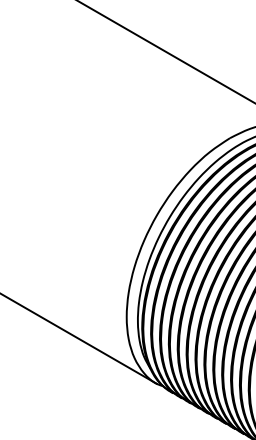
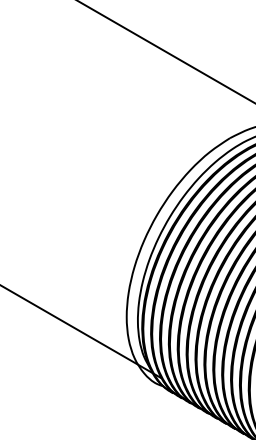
line position: (79, 338) -> (81, 331) (81, 331)
